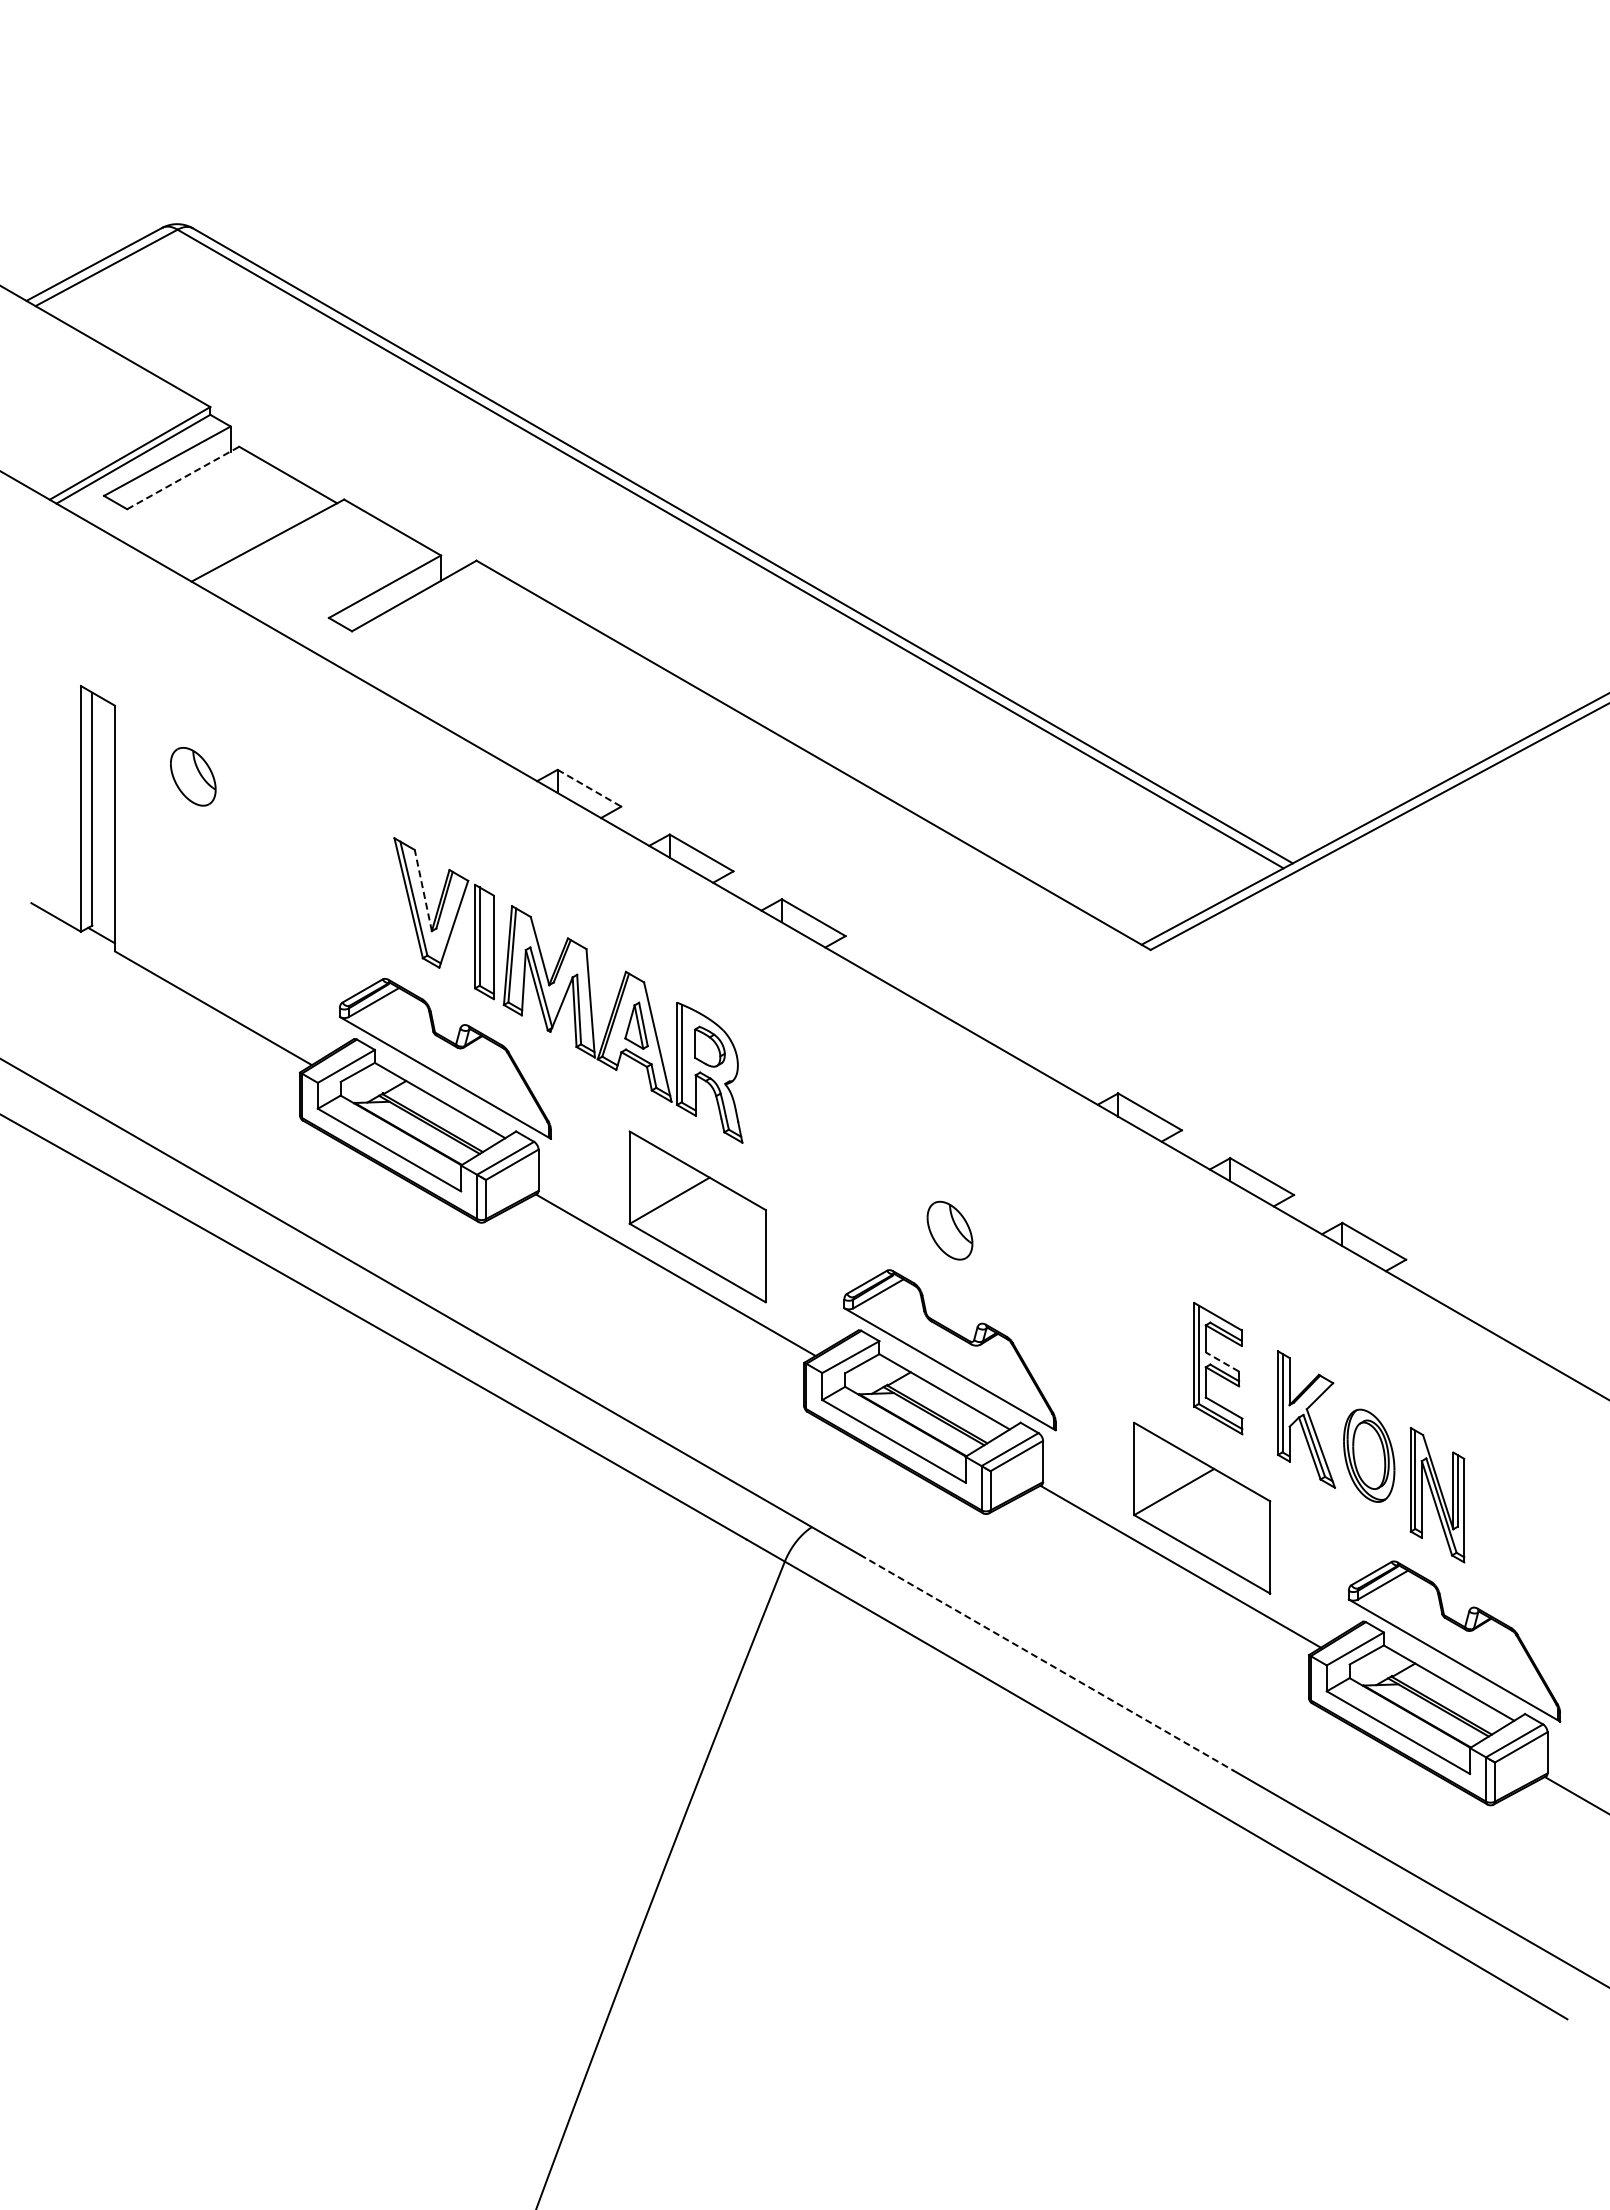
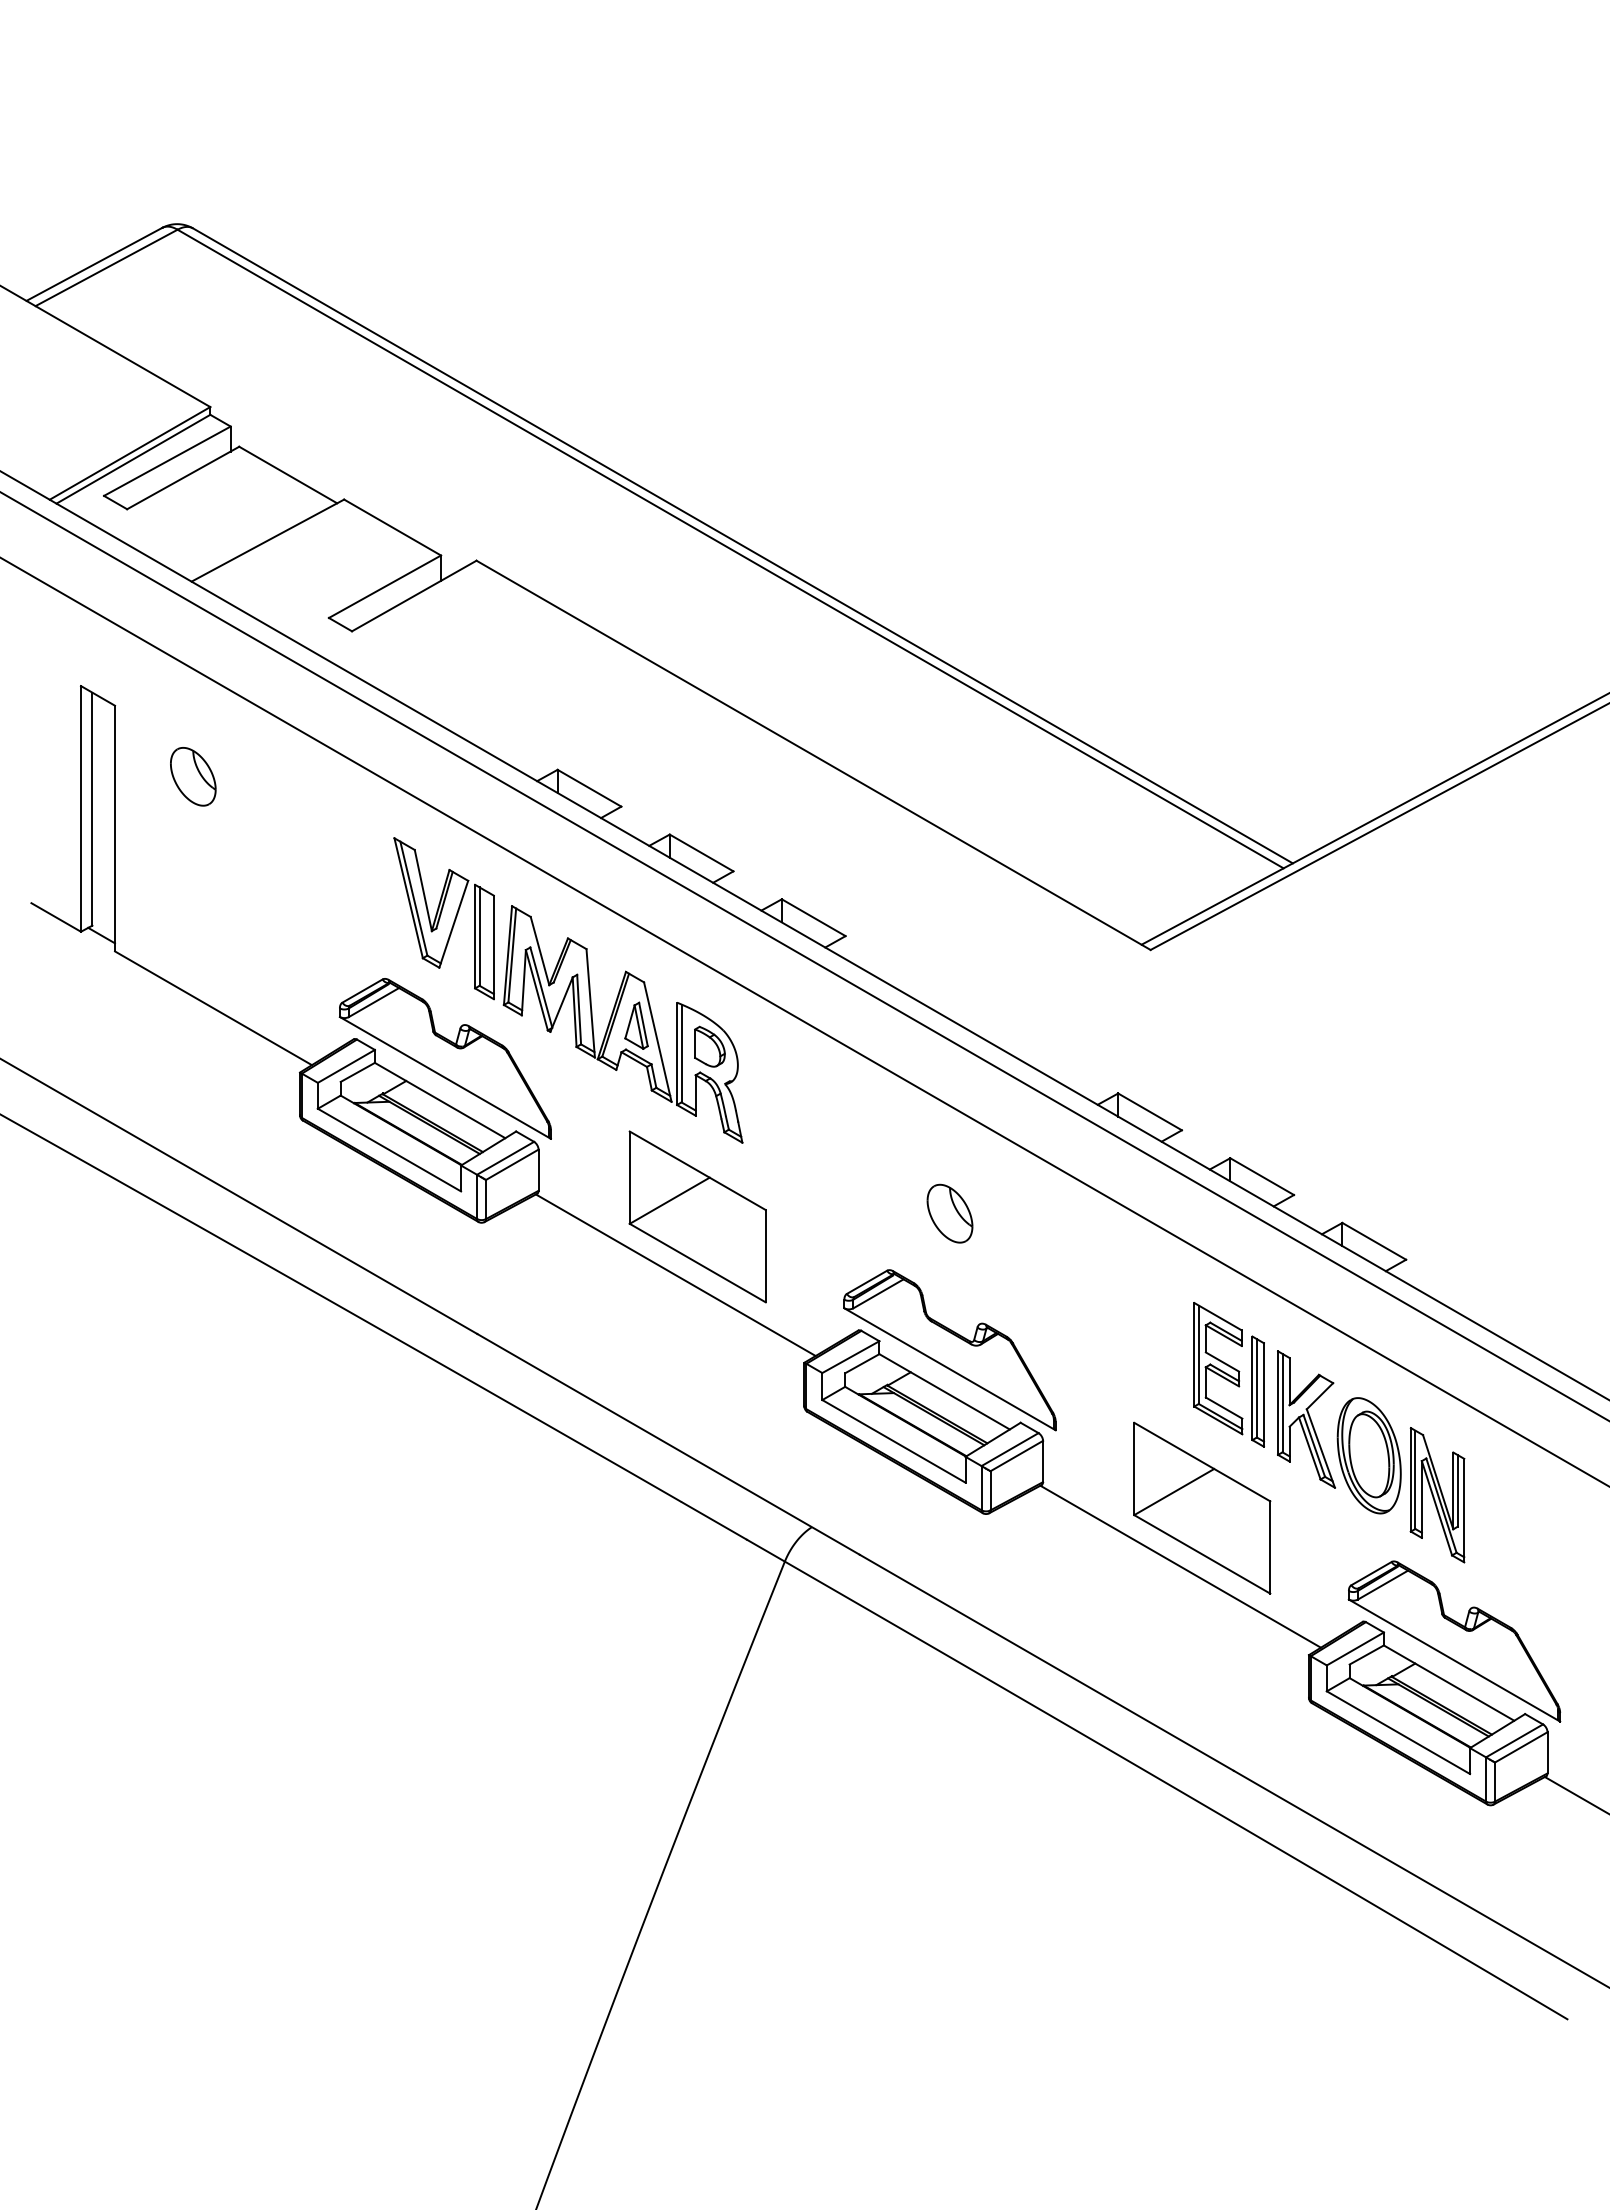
line: dashed -> solid (183, 477)
line: dashed -> solid (589, 788)
line: dashed -> solid (423, 890)
line: none -> present (804, 956)
line: none -> present (804, 1021)
part position: (949, 1230) -> (949, 1213) (949, 1213)
line: dashed -> solid (1222, 1361)
part: none -> present (1257, 1391)
part size: 53x95 px -> 66x118 px (1368, 1455)
line: dashed -> solid (1046, 1662)
